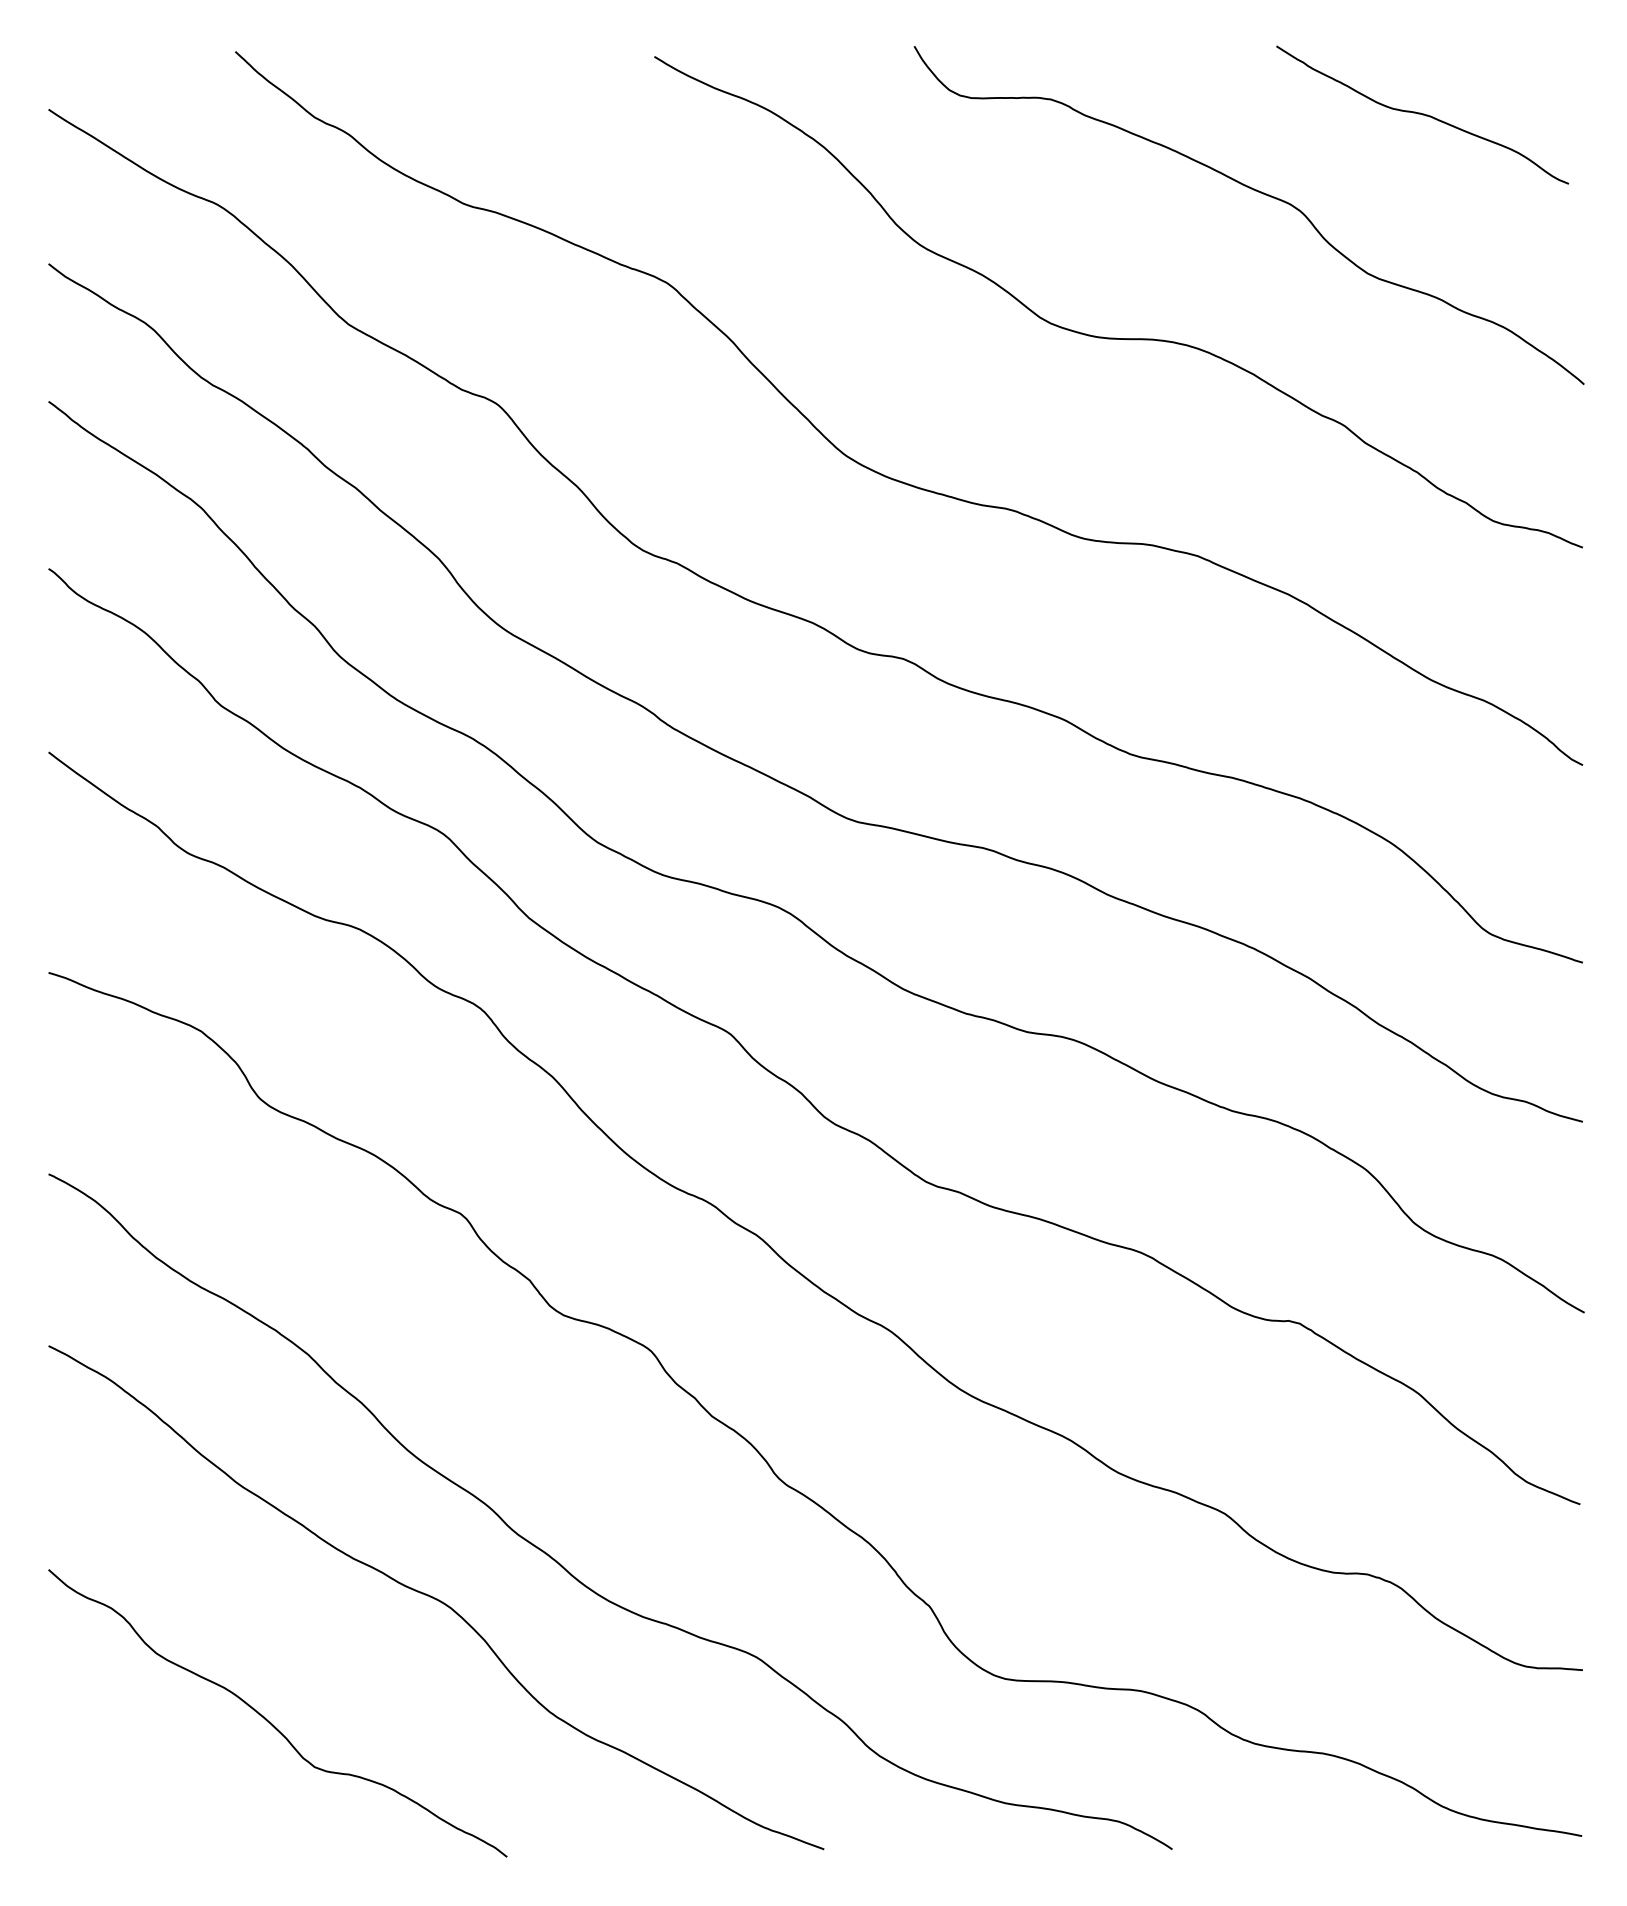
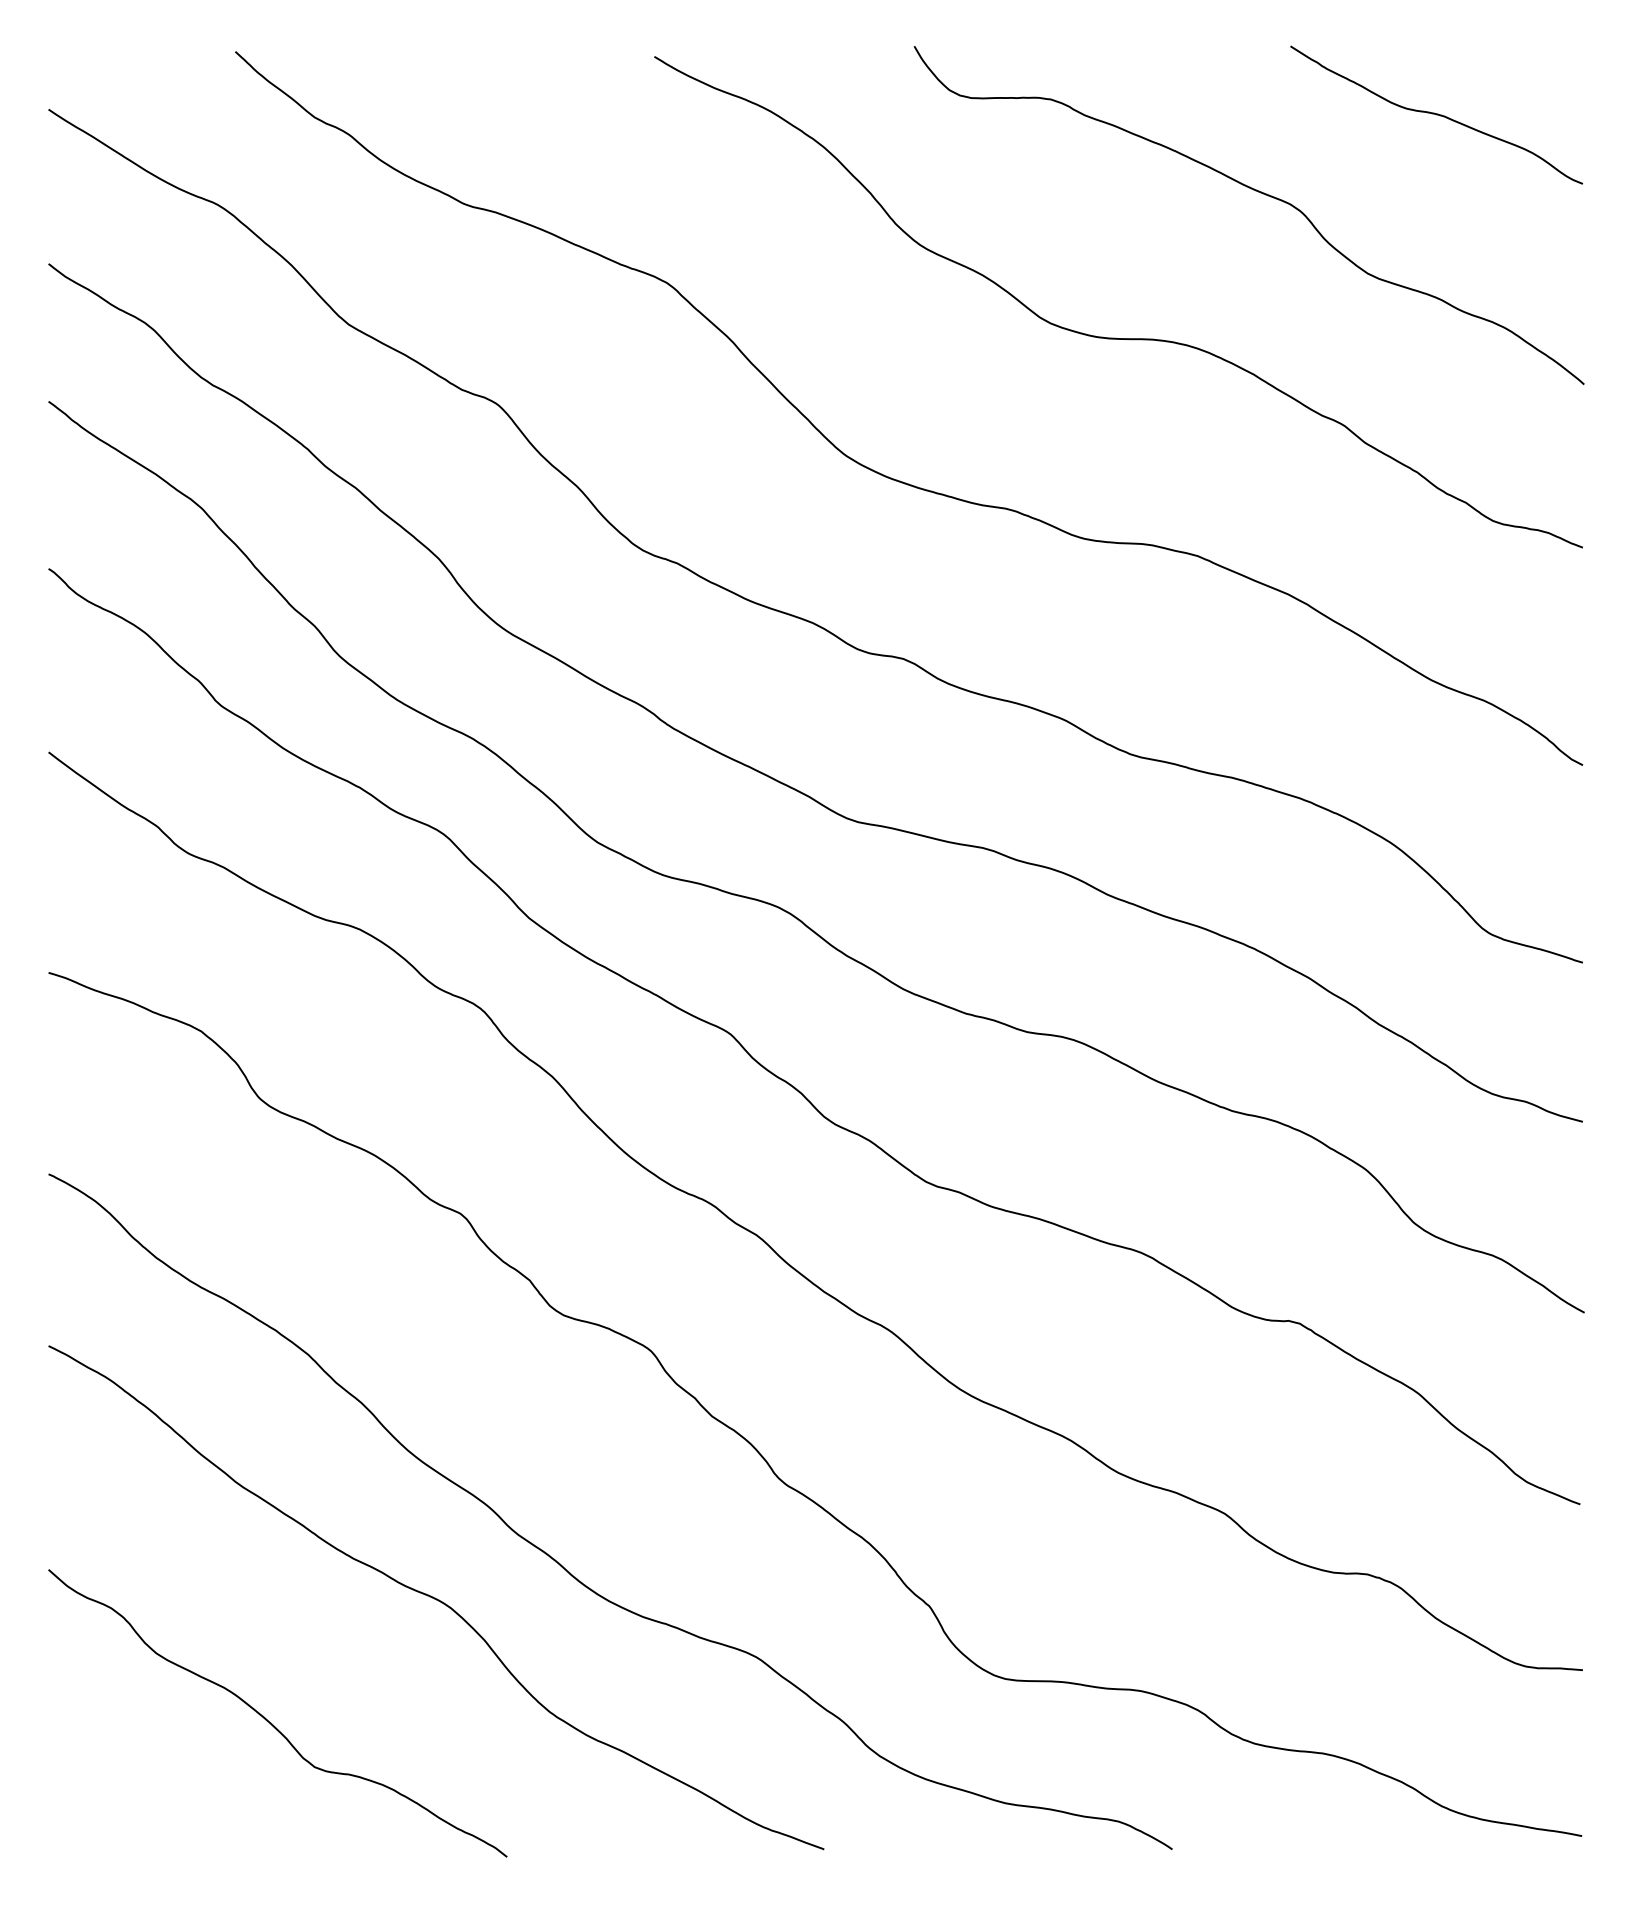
curve position: (1422, 114) -> (1436, 114) (1436, 114)
